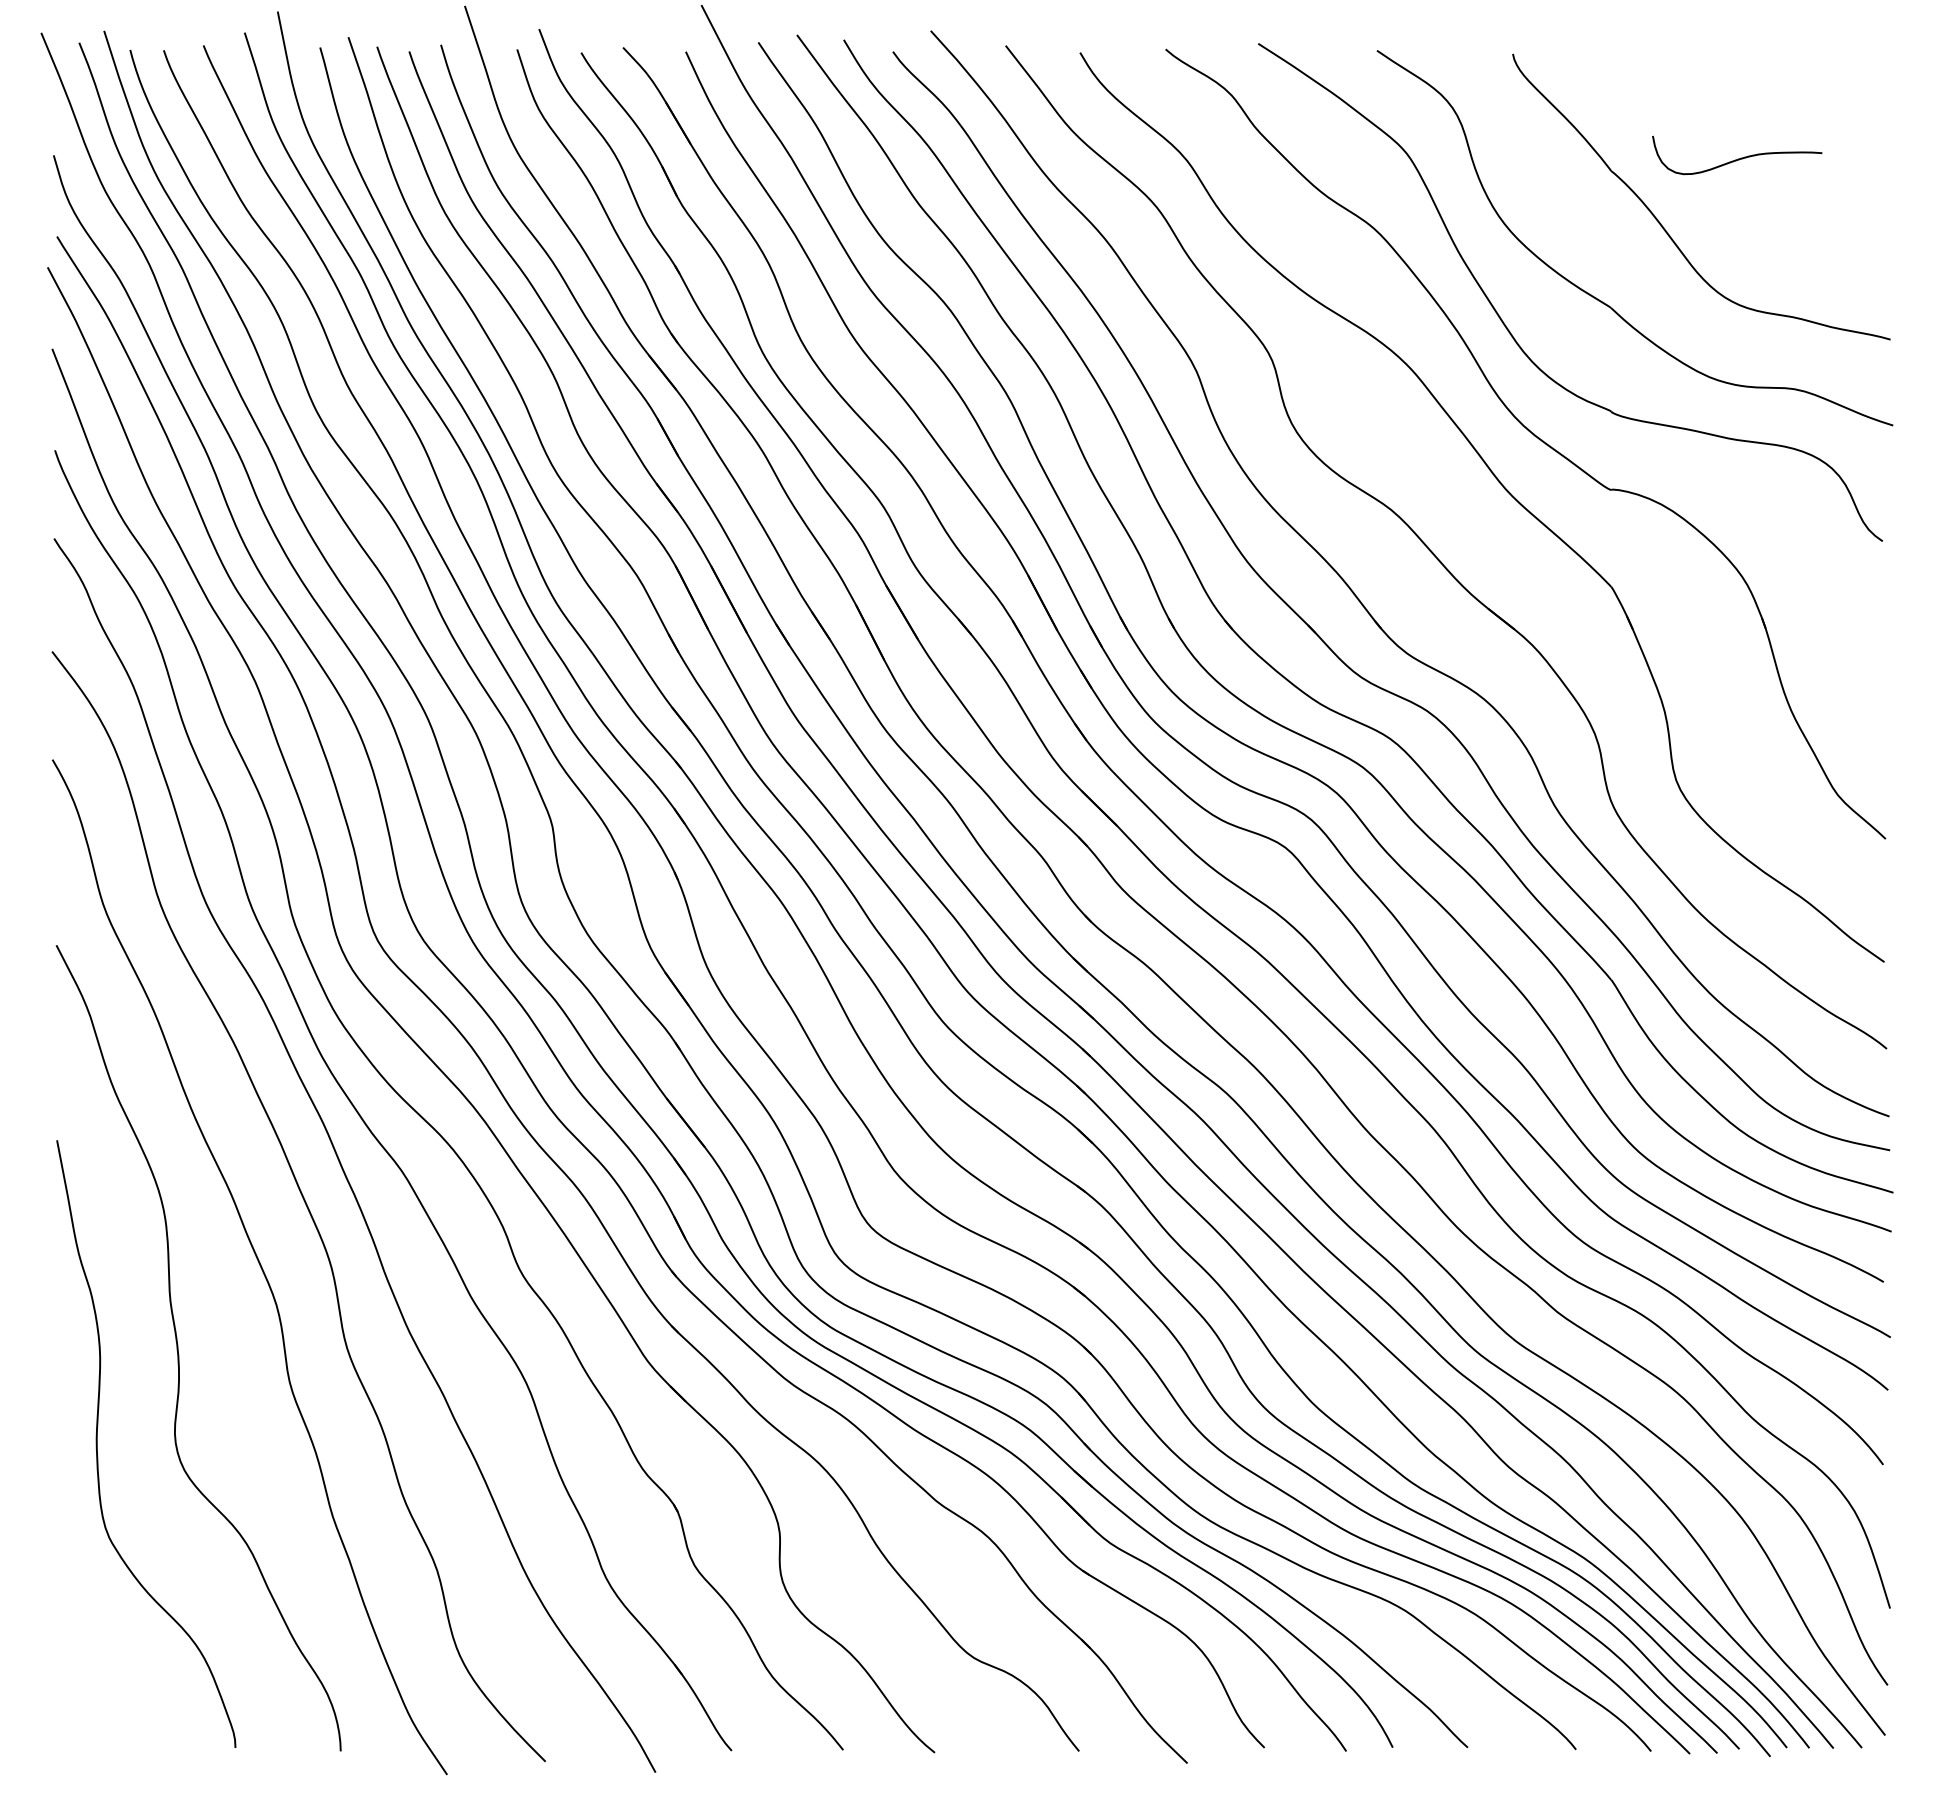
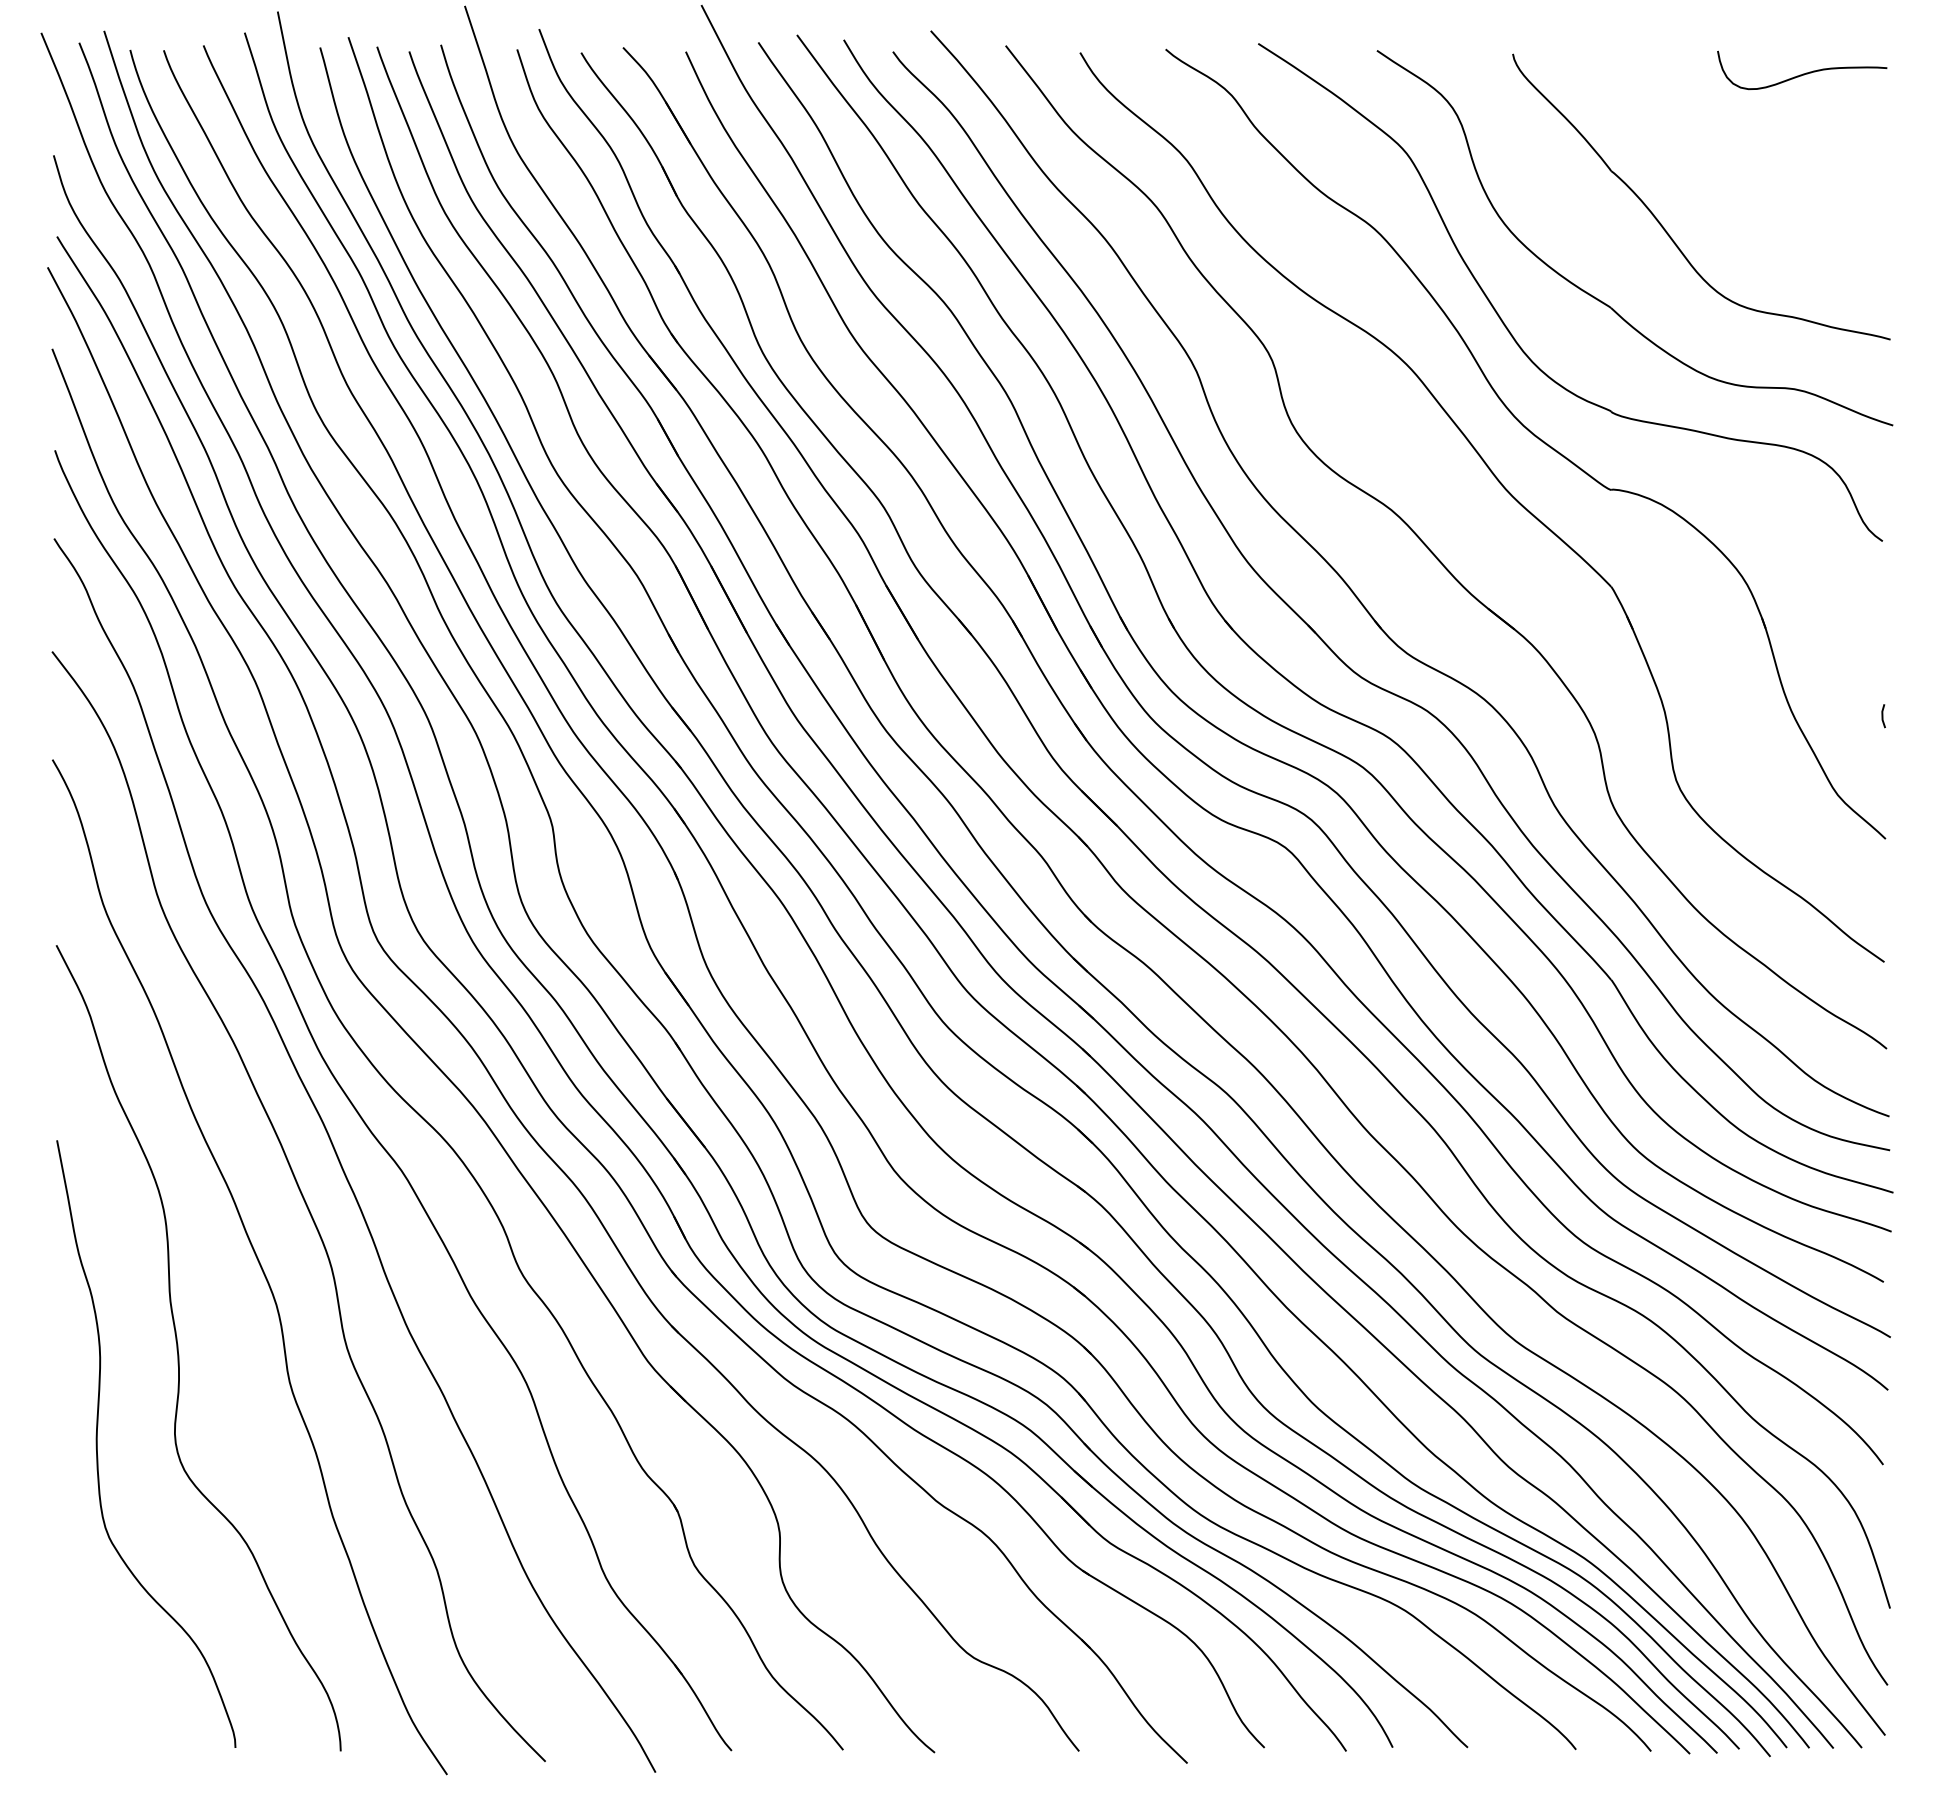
curve position: (1738, 158) -> (1803, 73) (1803, 73)
line: none -> present (1883, 716)
